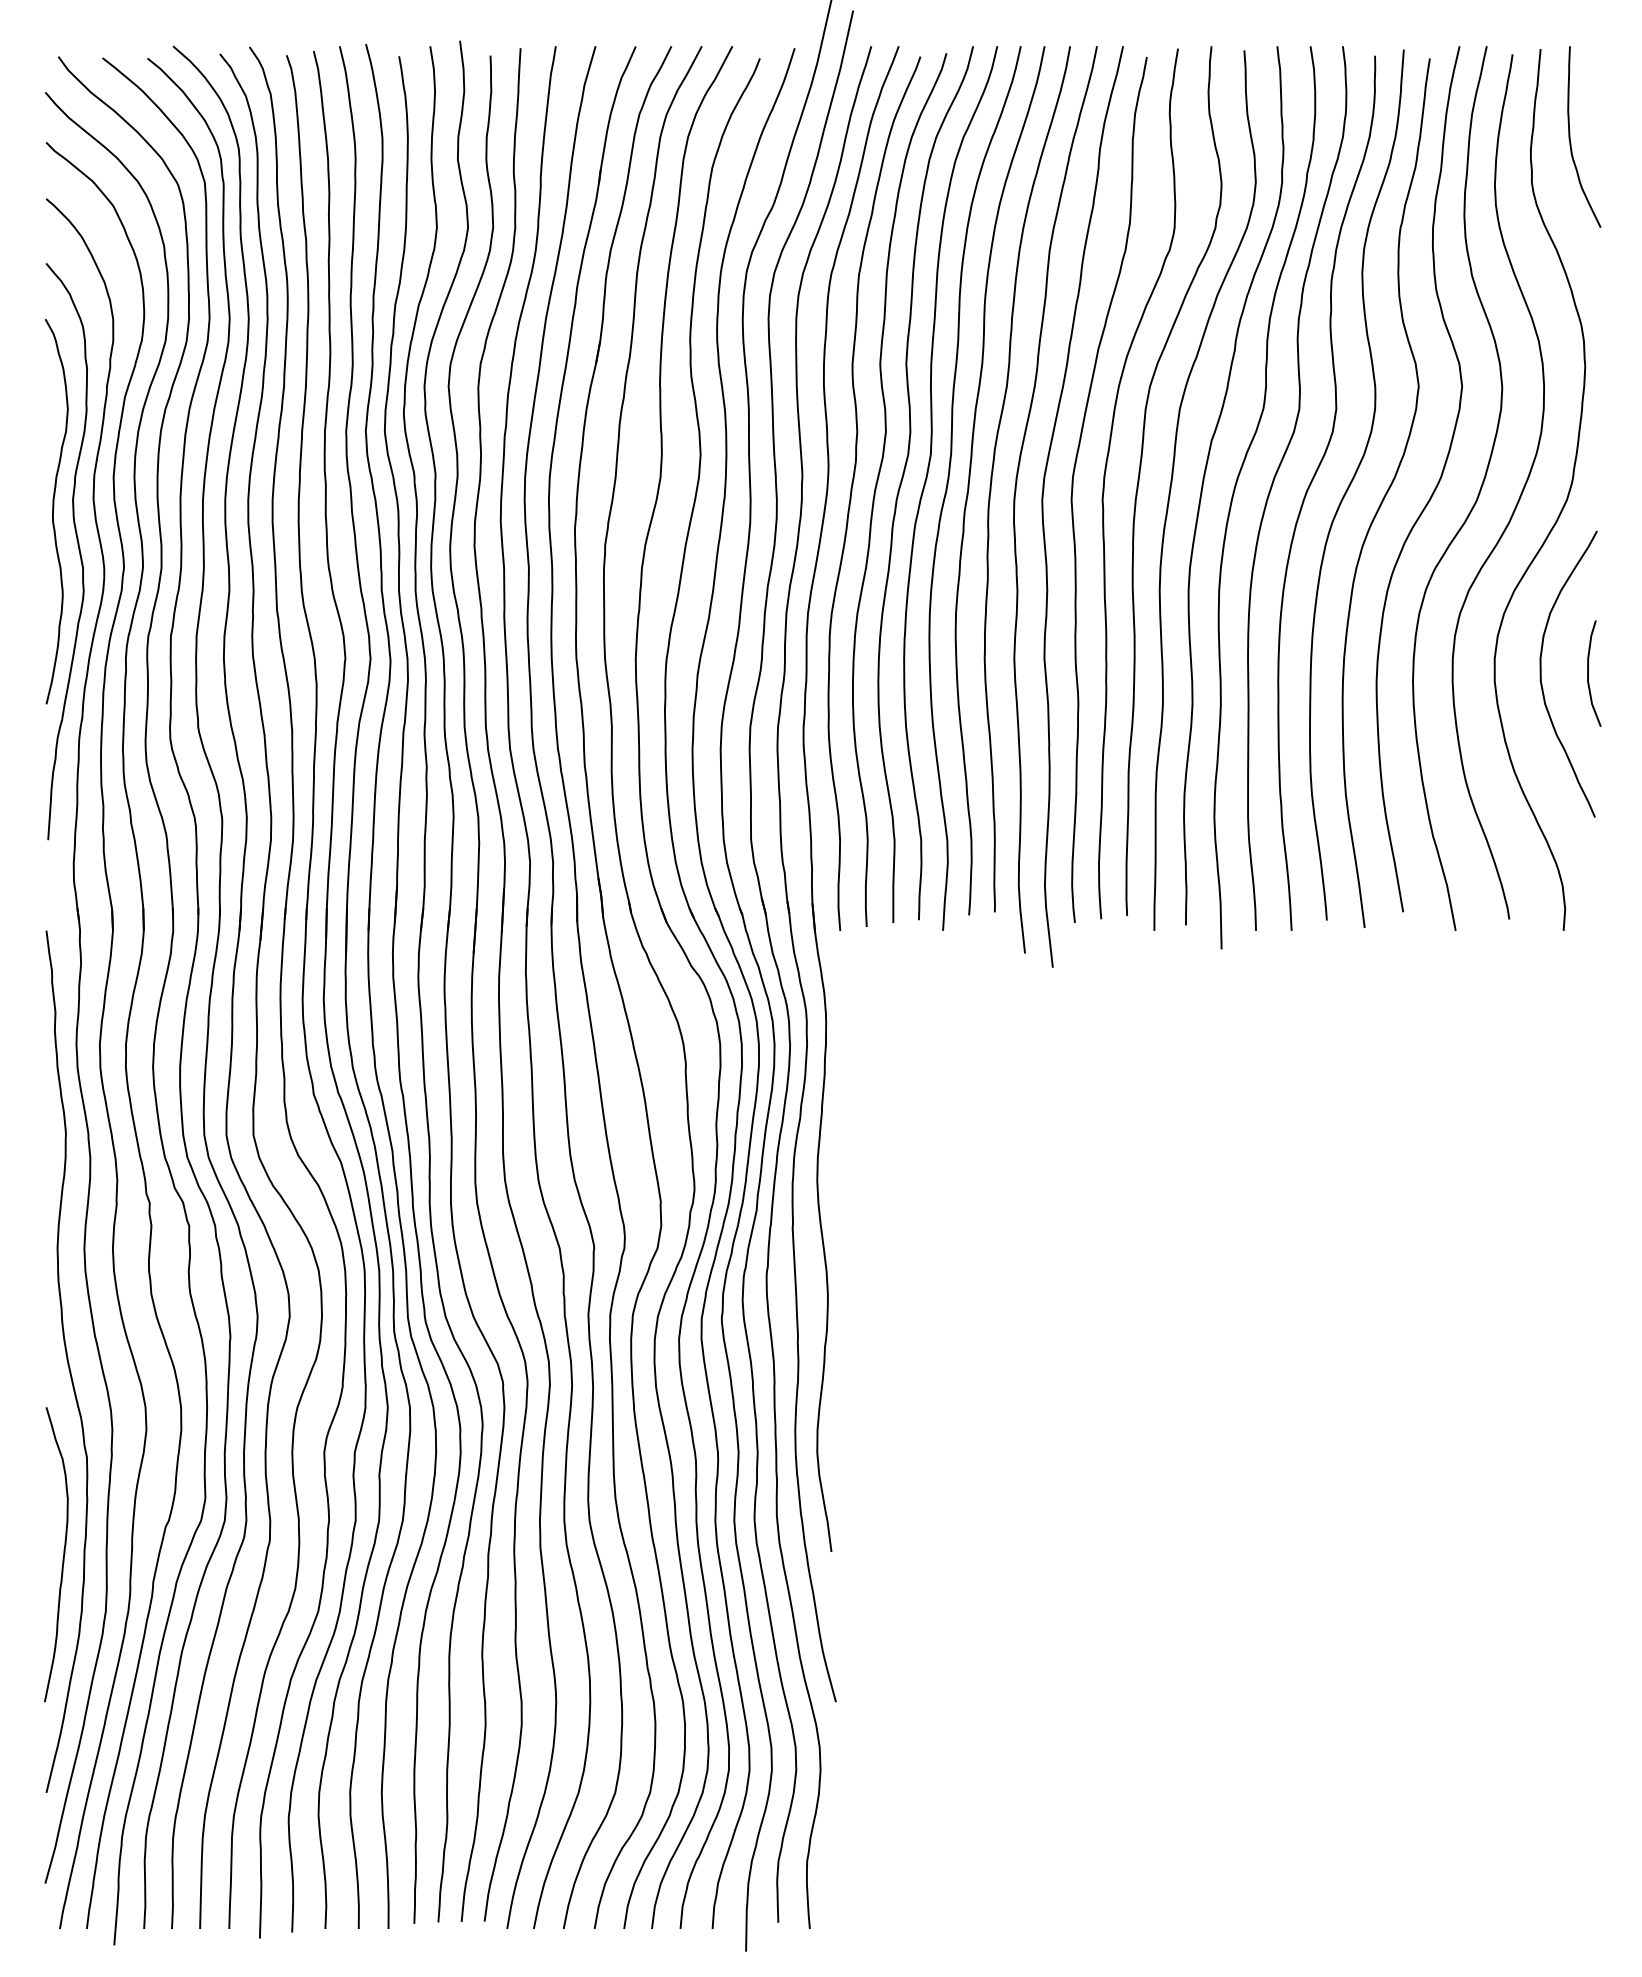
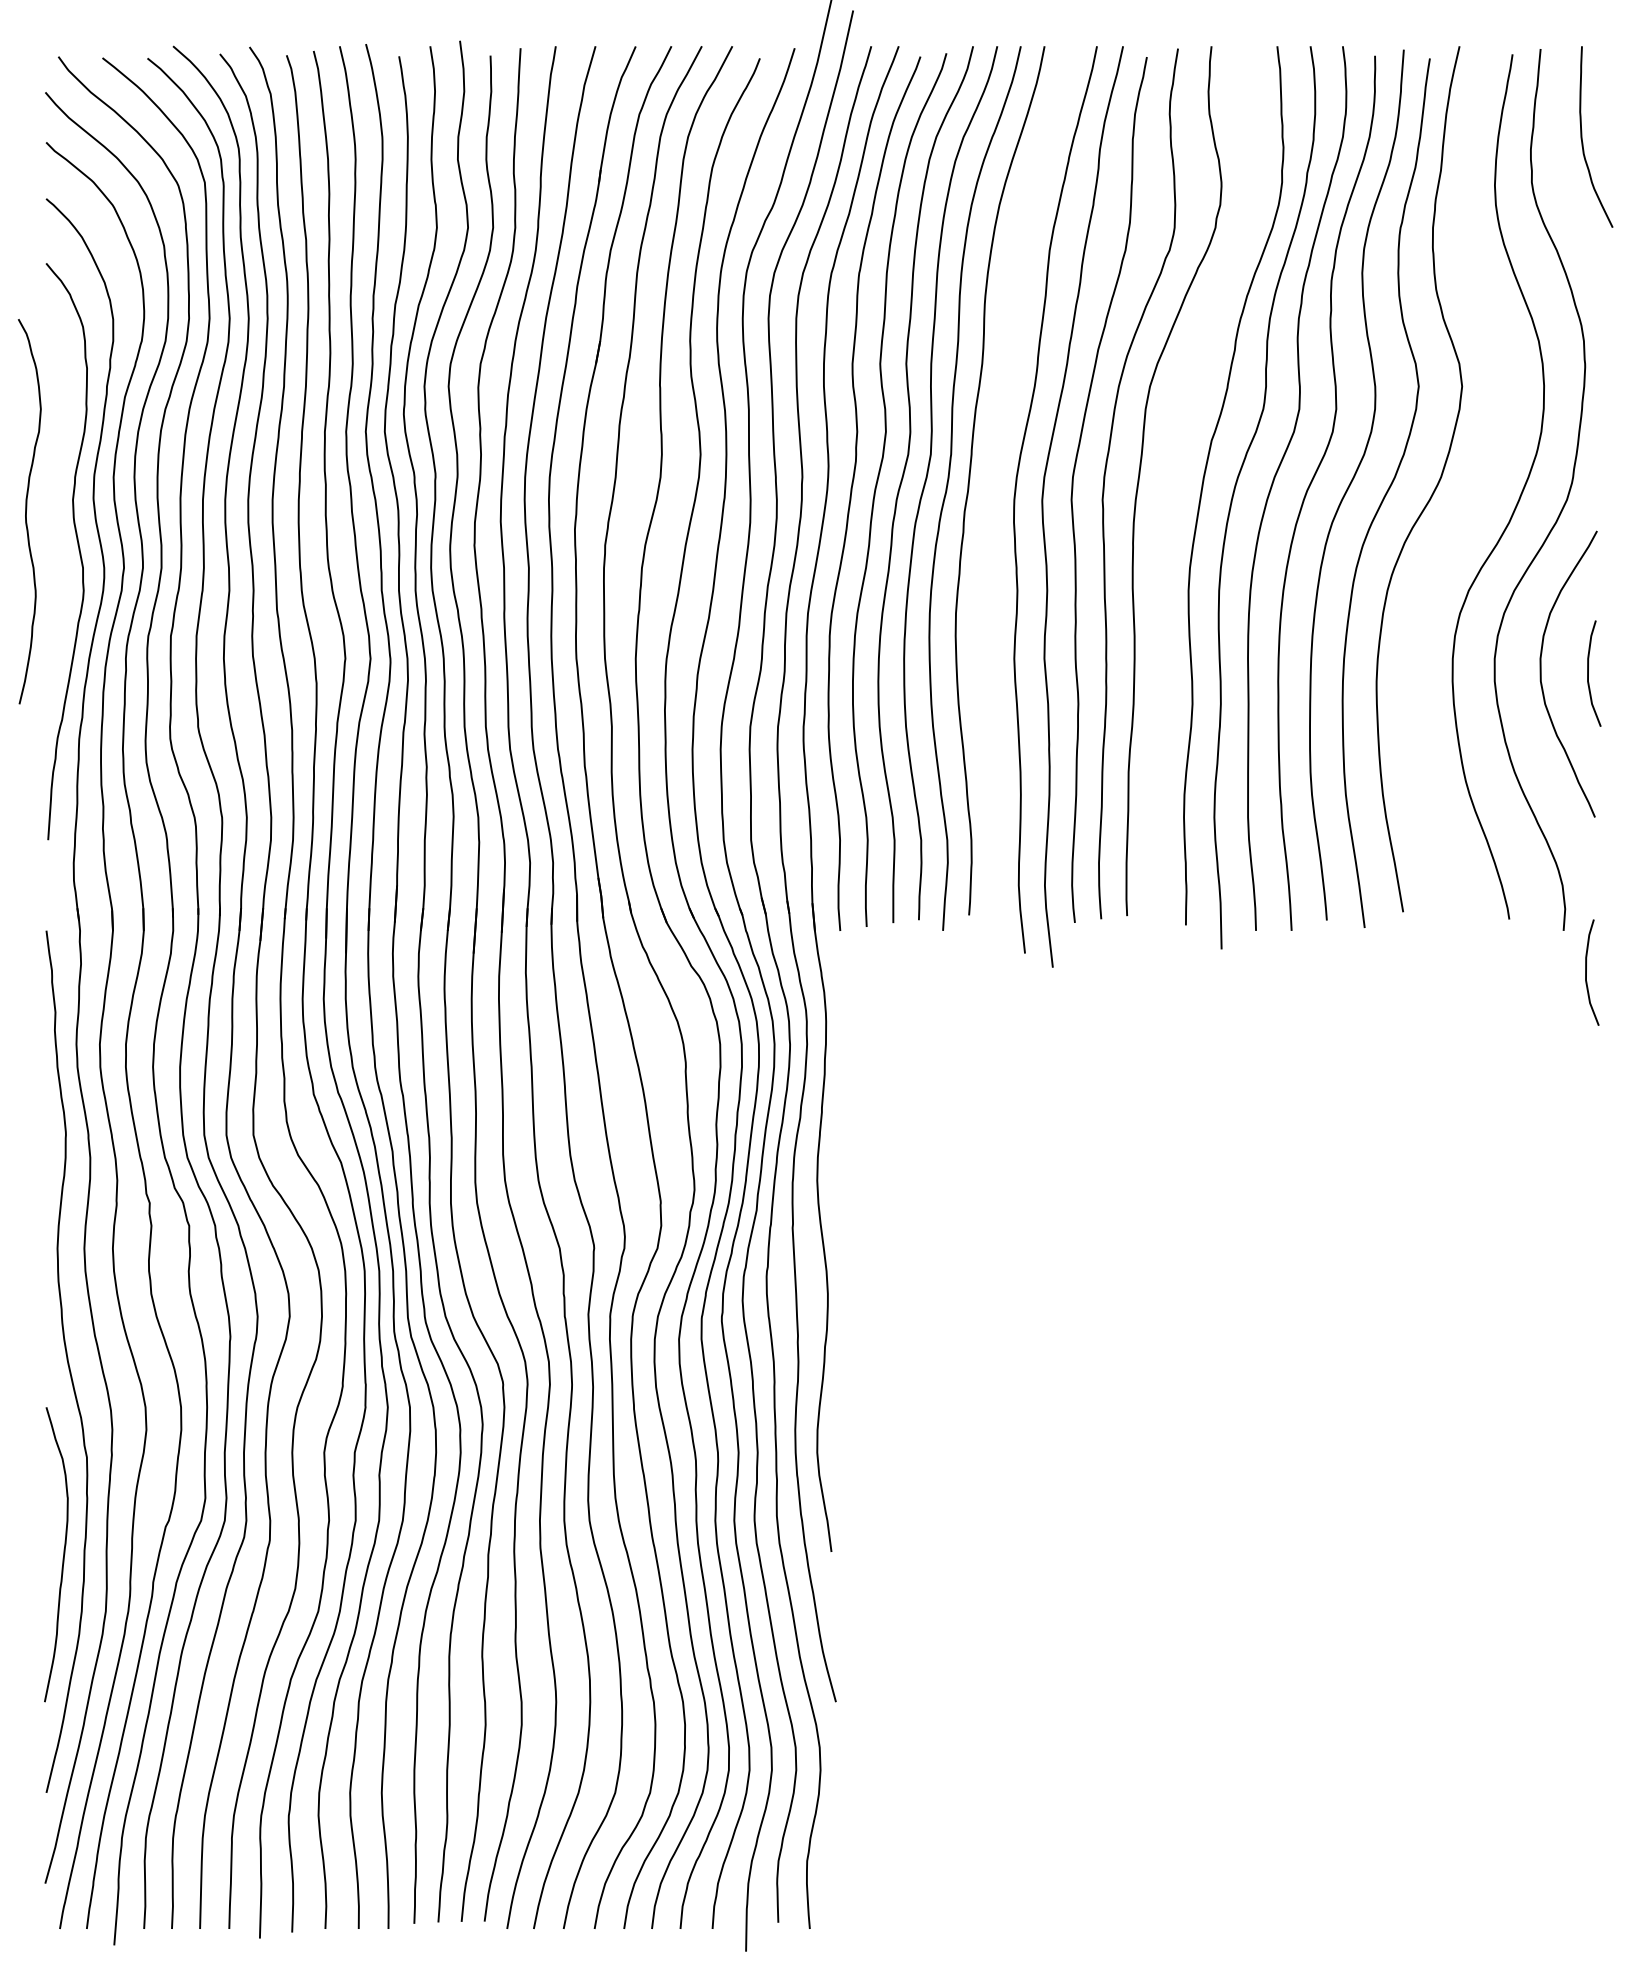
curve position: (1570, 136) -> (1582, 136) (1582, 136)
curve: present -> none (993, 472)
curve: present -> none (1172, 483)
curve: present -> none (1476, 497)
curve position: (53, 511) -> (26, 511) (26, 511)
curve: none -> present (1586, 972)
